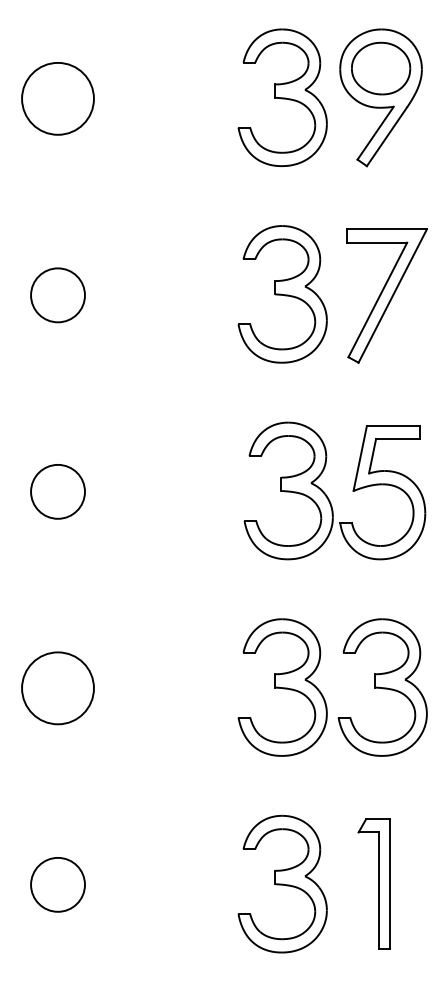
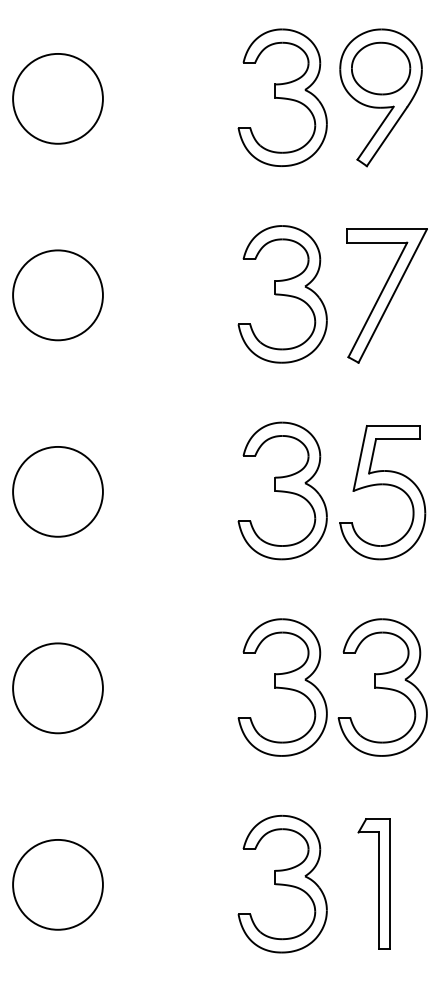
circle diameter: 72 px -> 90 px (57, 98)
circle diameter: 54 px -> 90 px (57, 295)
part position: (288, 490) -> (282, 490) (282, 490)
circle diameter: 54 px -> 90 px (57, 491)
circle diameter: 72 px -> 90 px (57, 688)
circle diameter: 54 px -> 90 px (57, 884)
